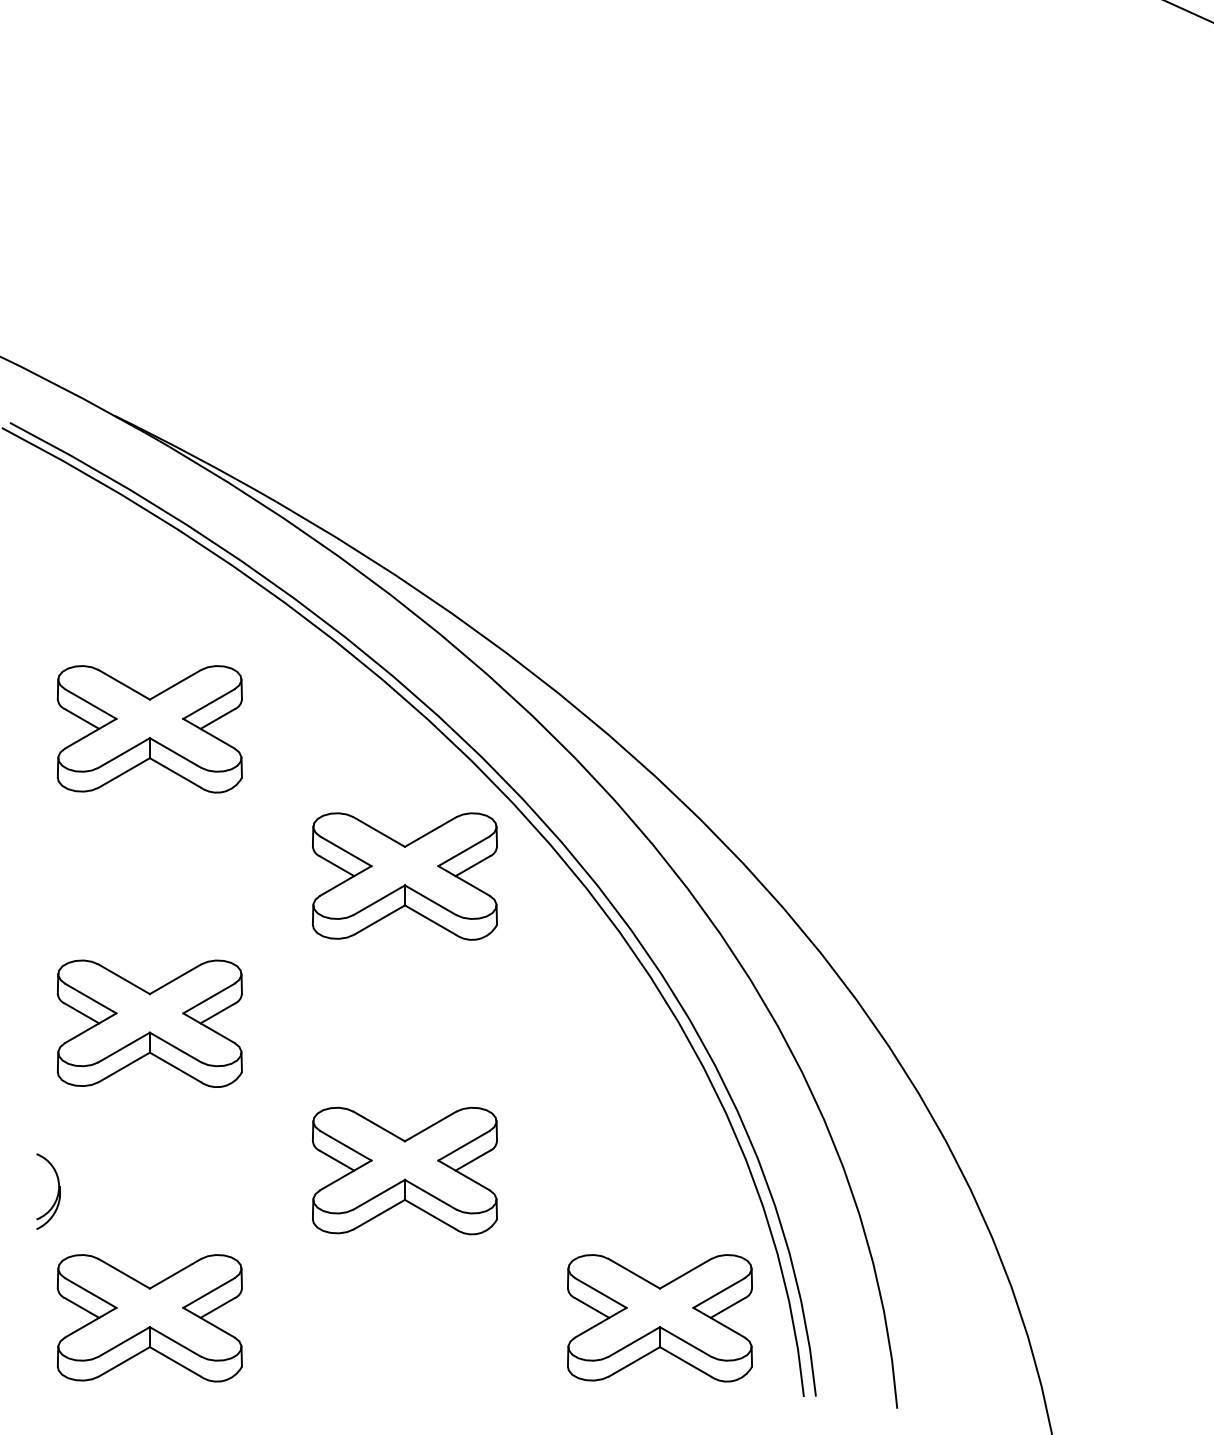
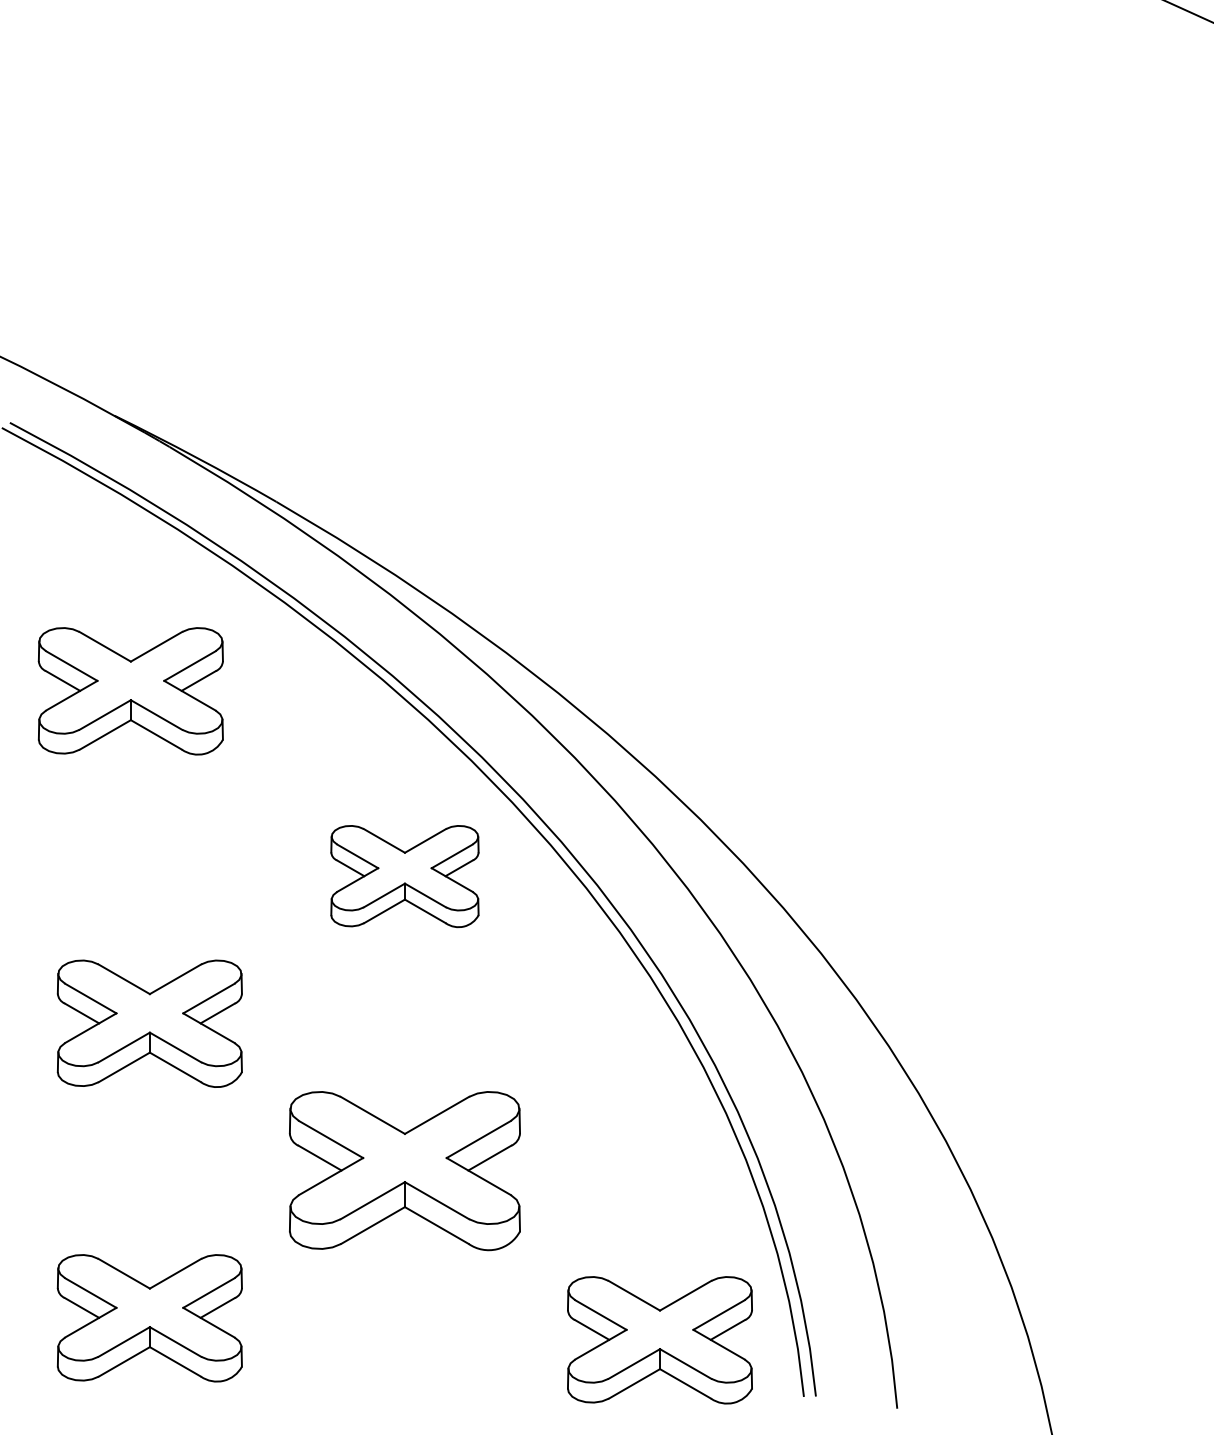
part position: (149, 729) -> (130, 691) (130, 691)
part size: 186x129 px -> 150x104 px (404, 876)
part size: 186x130 px -> 232x161 px (404, 1171)
part: present -> none (57, 1191)
part position: (659, 1318) -> (659, 1340) (659, 1340)
